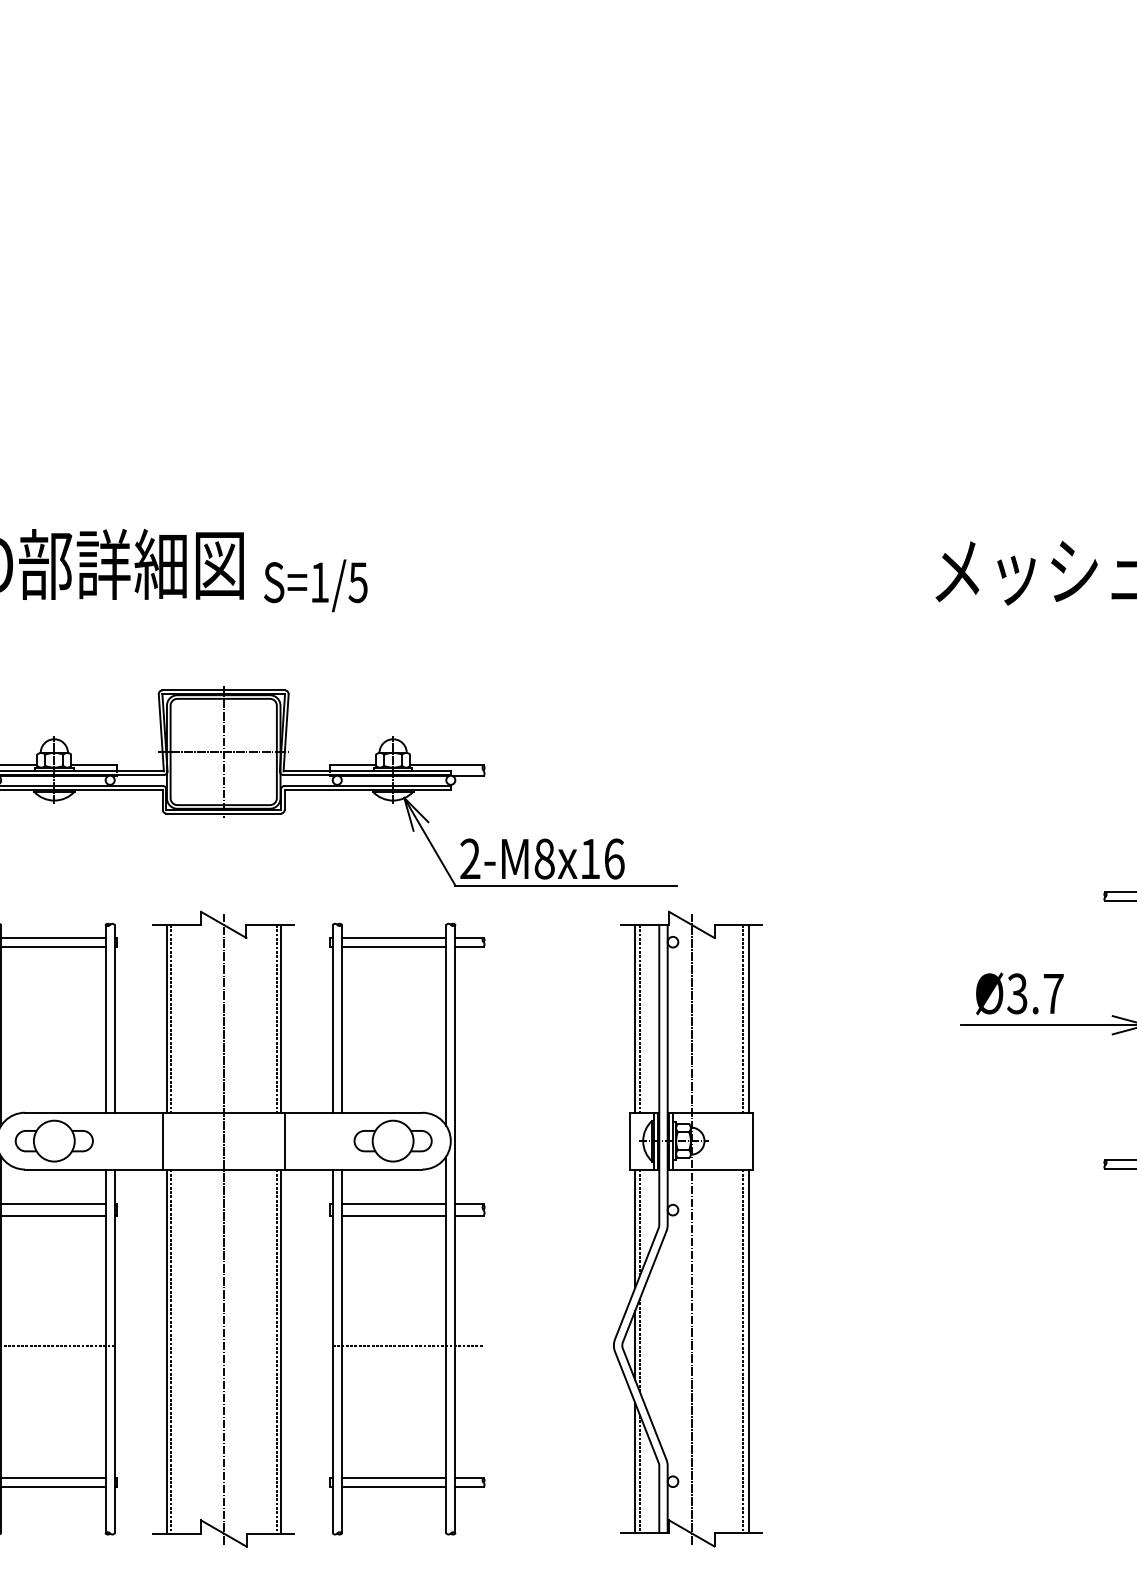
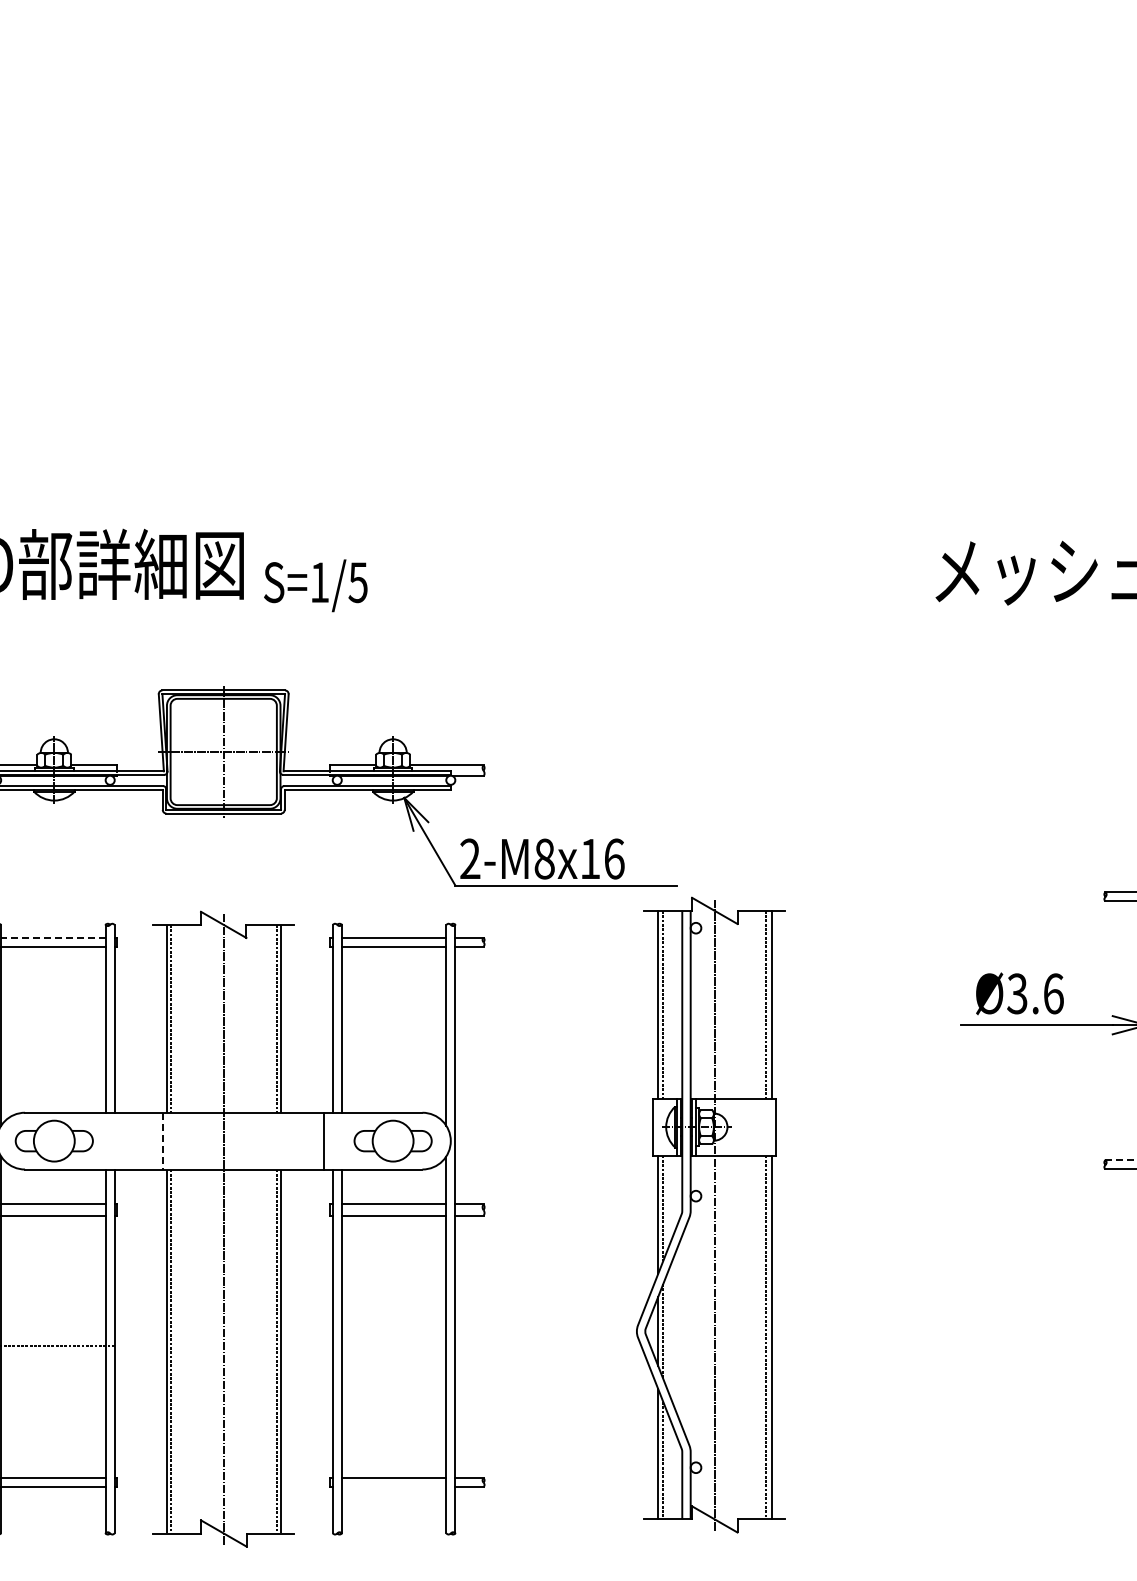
line: solid -> dashed (52, 937)
text: Ø3.7 -> Ø3.6 (1053, 993)
line position: (284, 1140) -> (323, 1140) (323, 1140)
line: solid -> dashed (162, 1141)
line: solid -> dashed (1121, 1160)
part position: (687, 1228) -> (710, 1214) (710, 1214)
line: present -> none (407, 1345)
line: present -> none (393, 1487)
